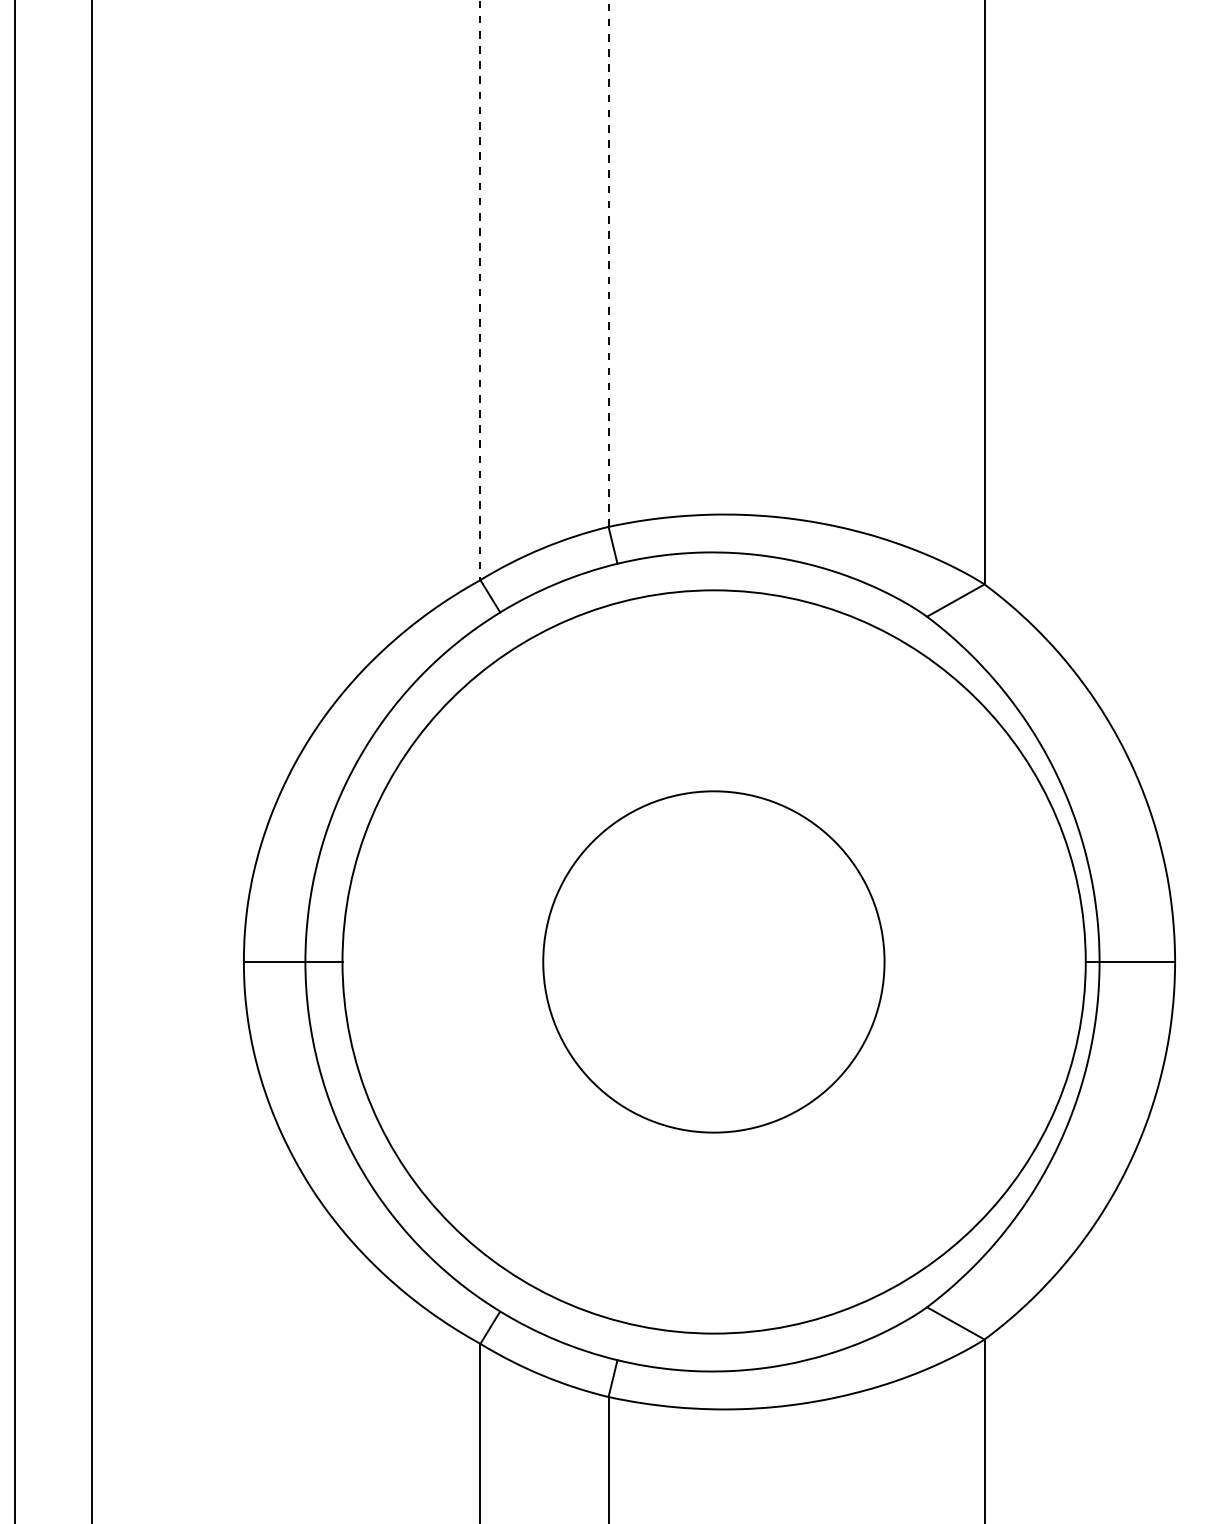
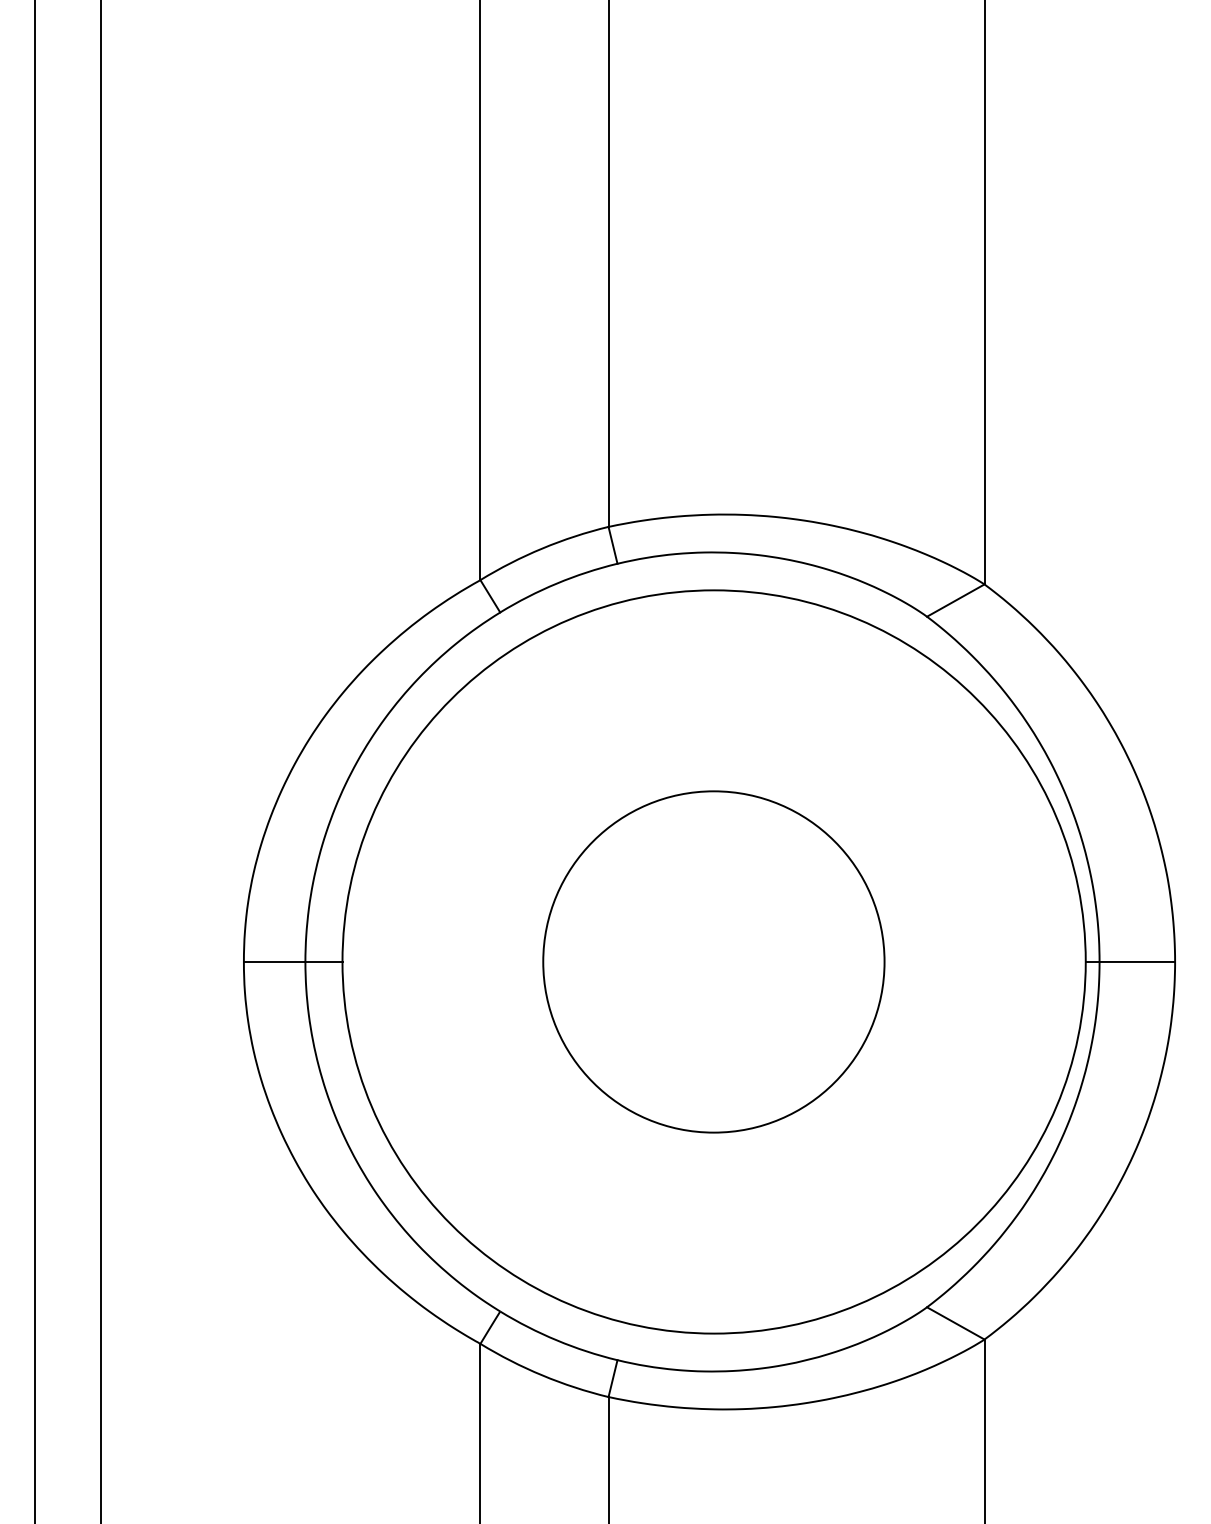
line: dashed -> solid (608, 263)
line: dashed -> solid (480, 290)
line position: (14, 761) -> (34, 761) (34, 761)
line position: (92, 761) -> (101, 761) (101, 761)
